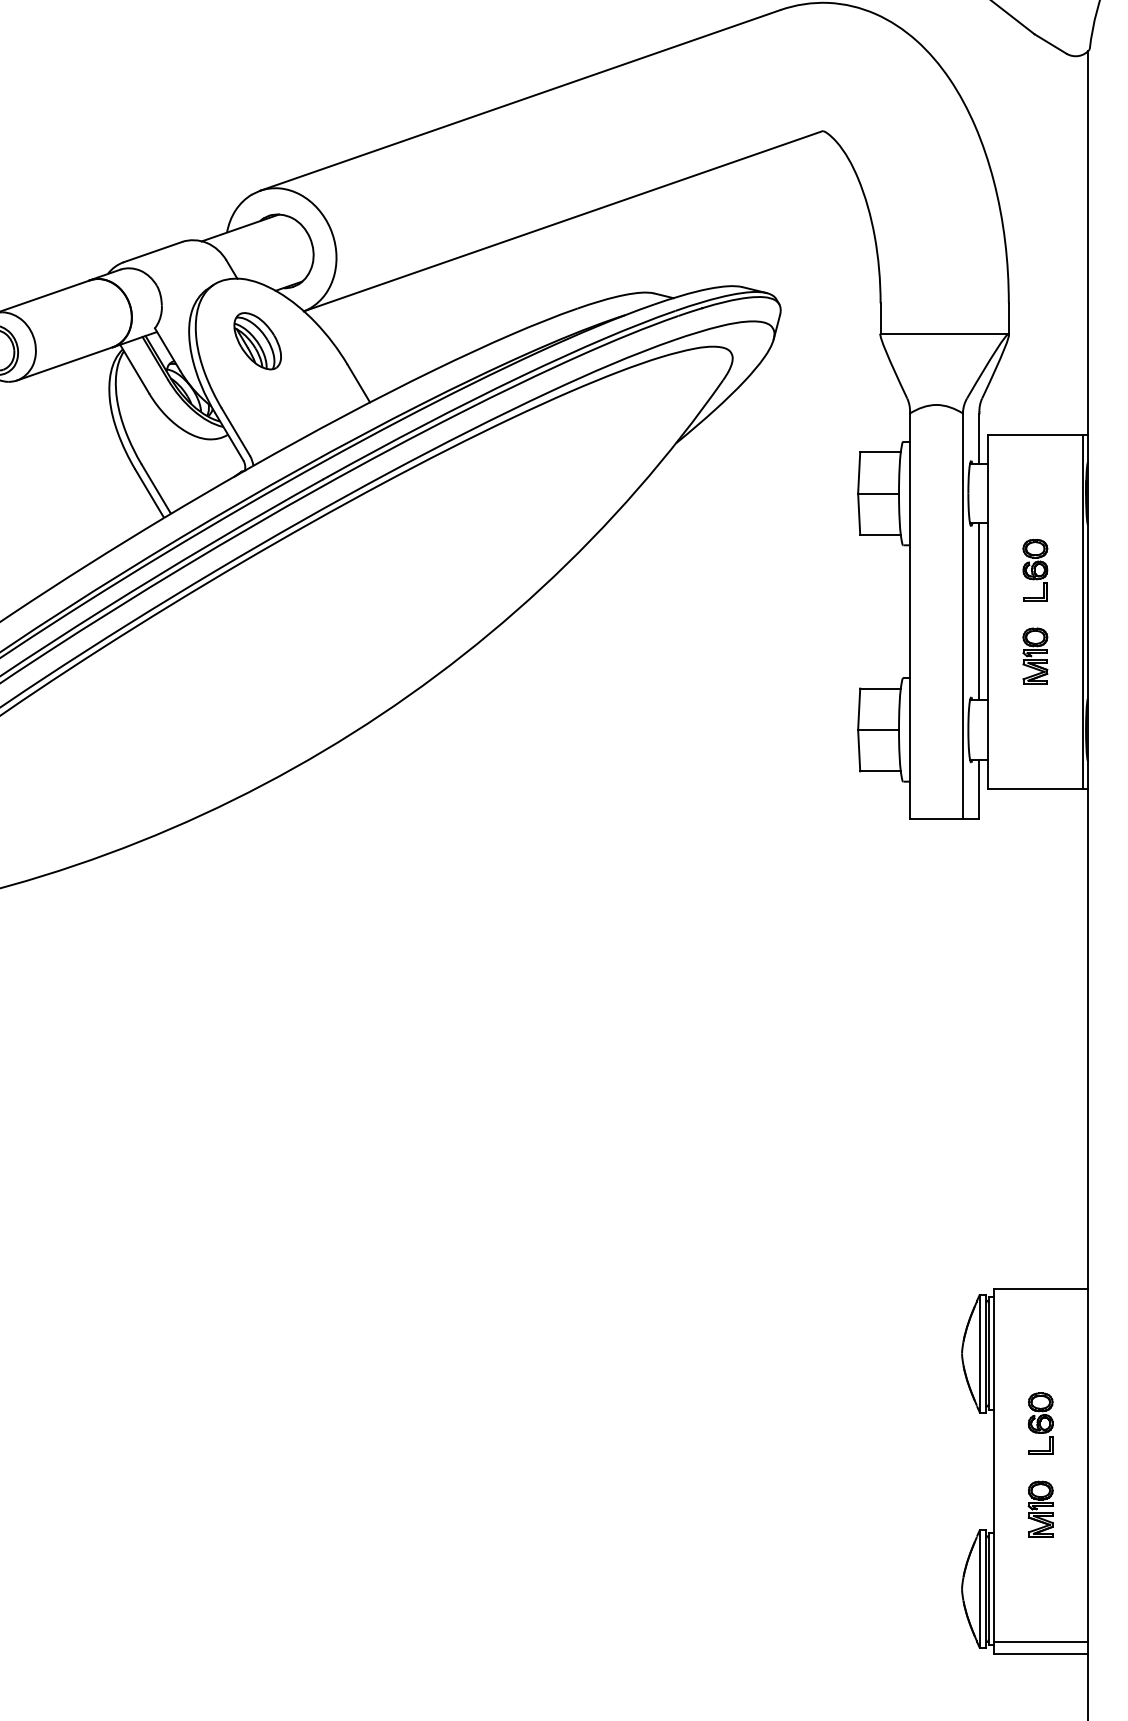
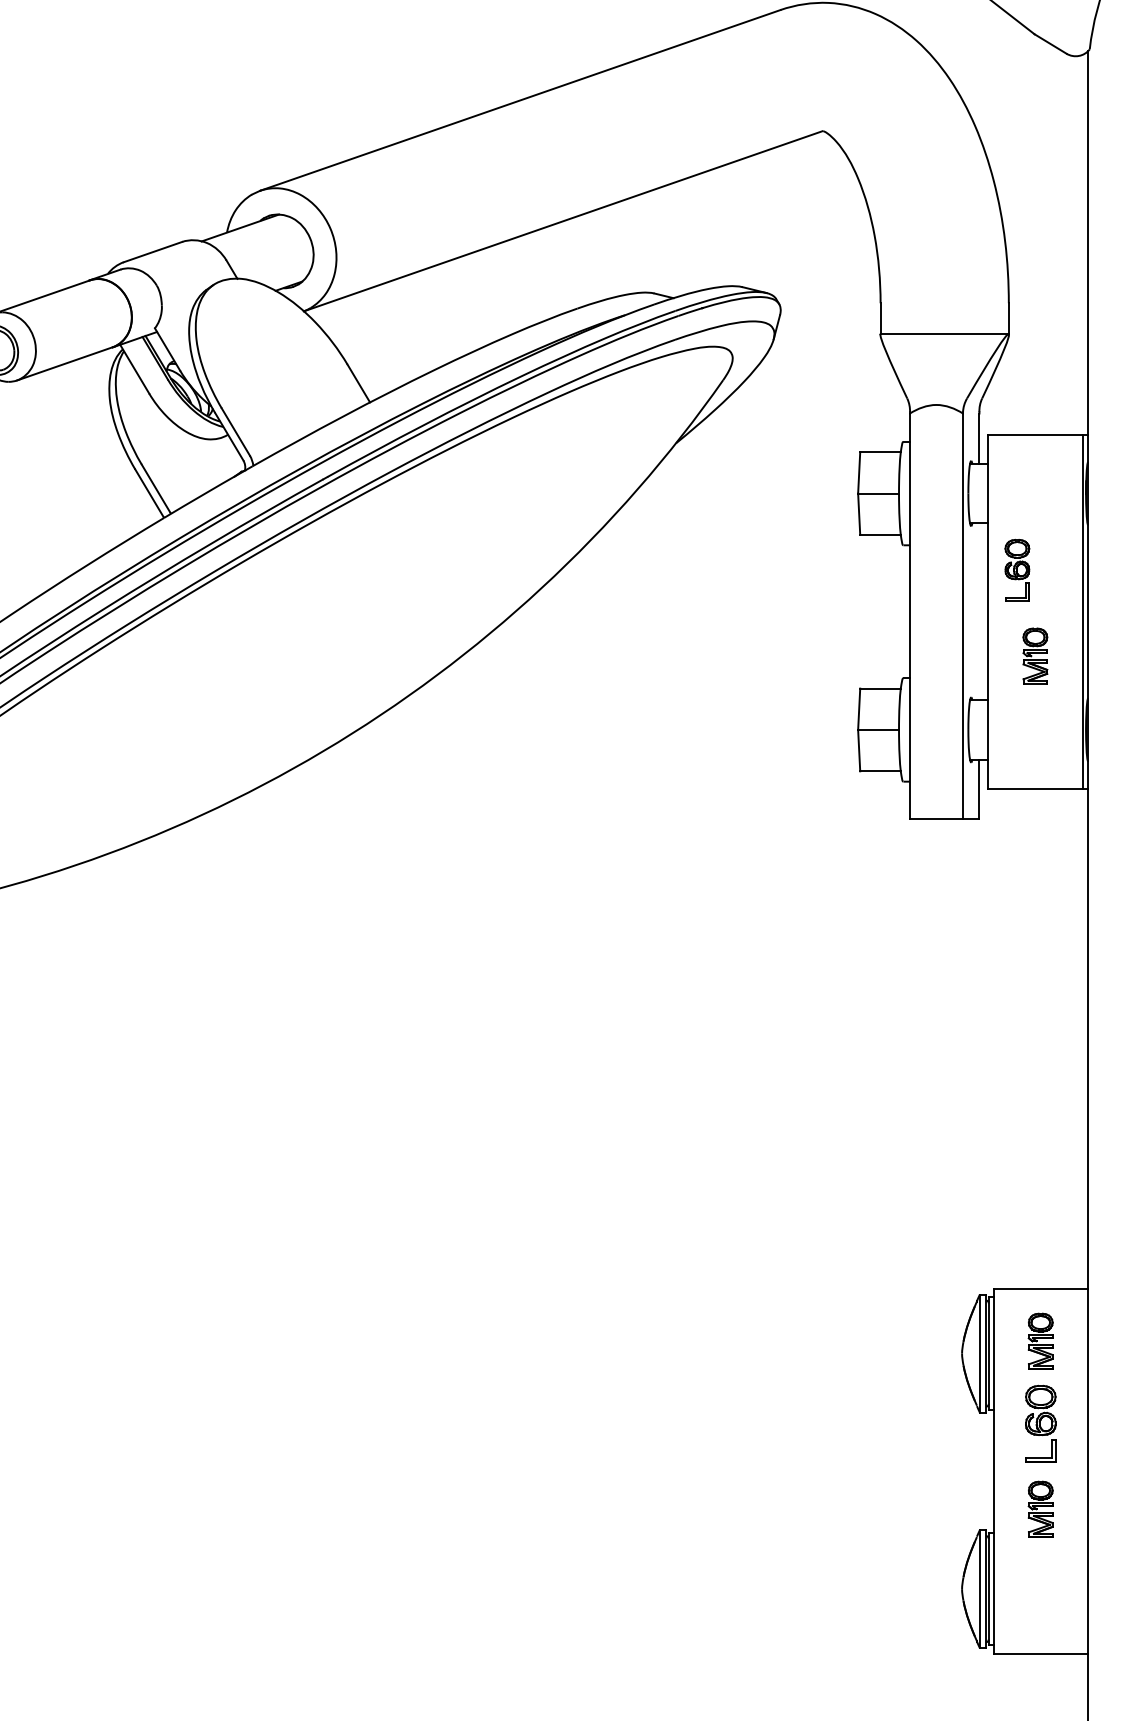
part: present -> none (257, 341)
part position: (1035, 569) -> (1017, 569) (1017, 569)
line: present -> none (979, 611)
part: none -> present (1040, 1340)
part size: 27x63 px -> 32x79 px (1040, 1423)
line: present -> none (1040, 1641)
